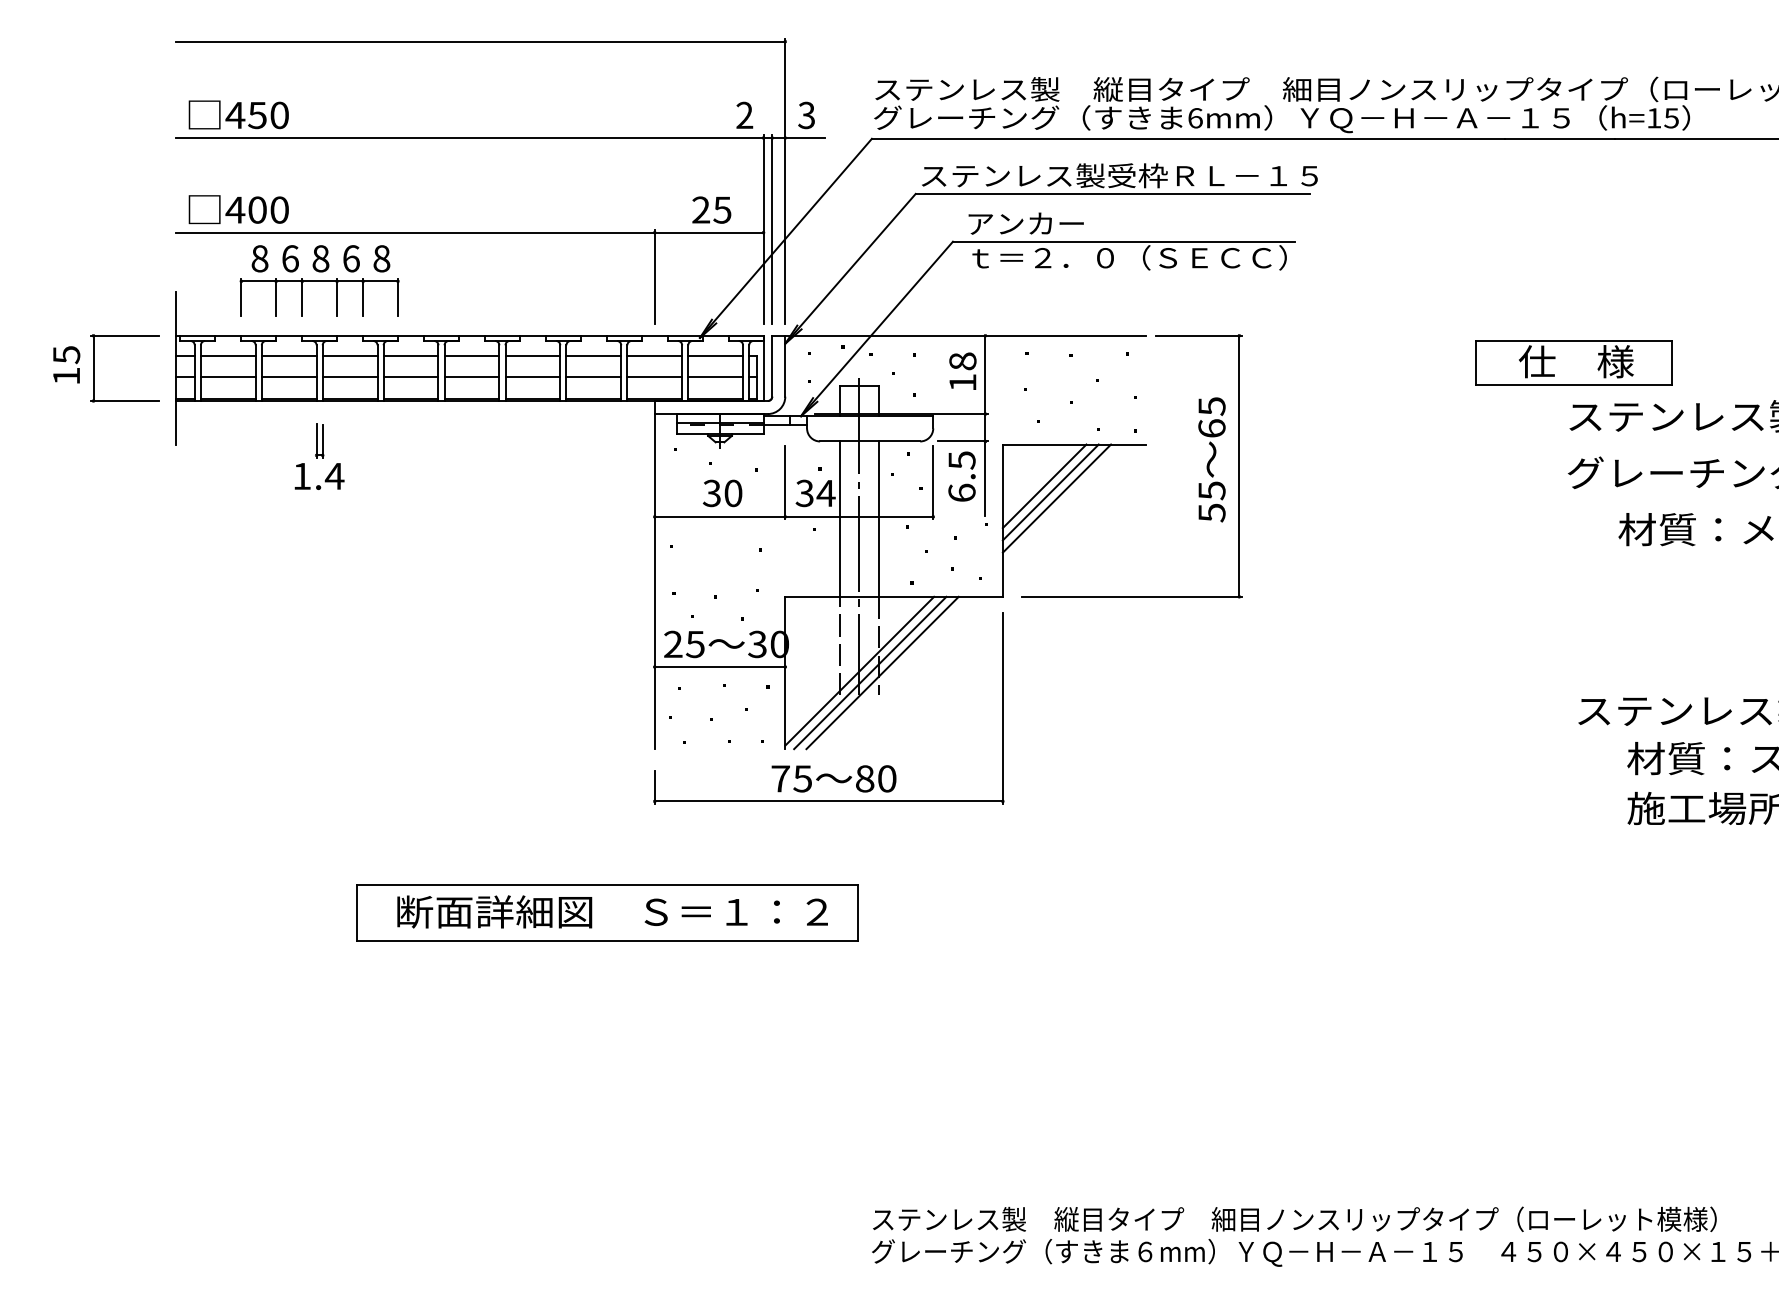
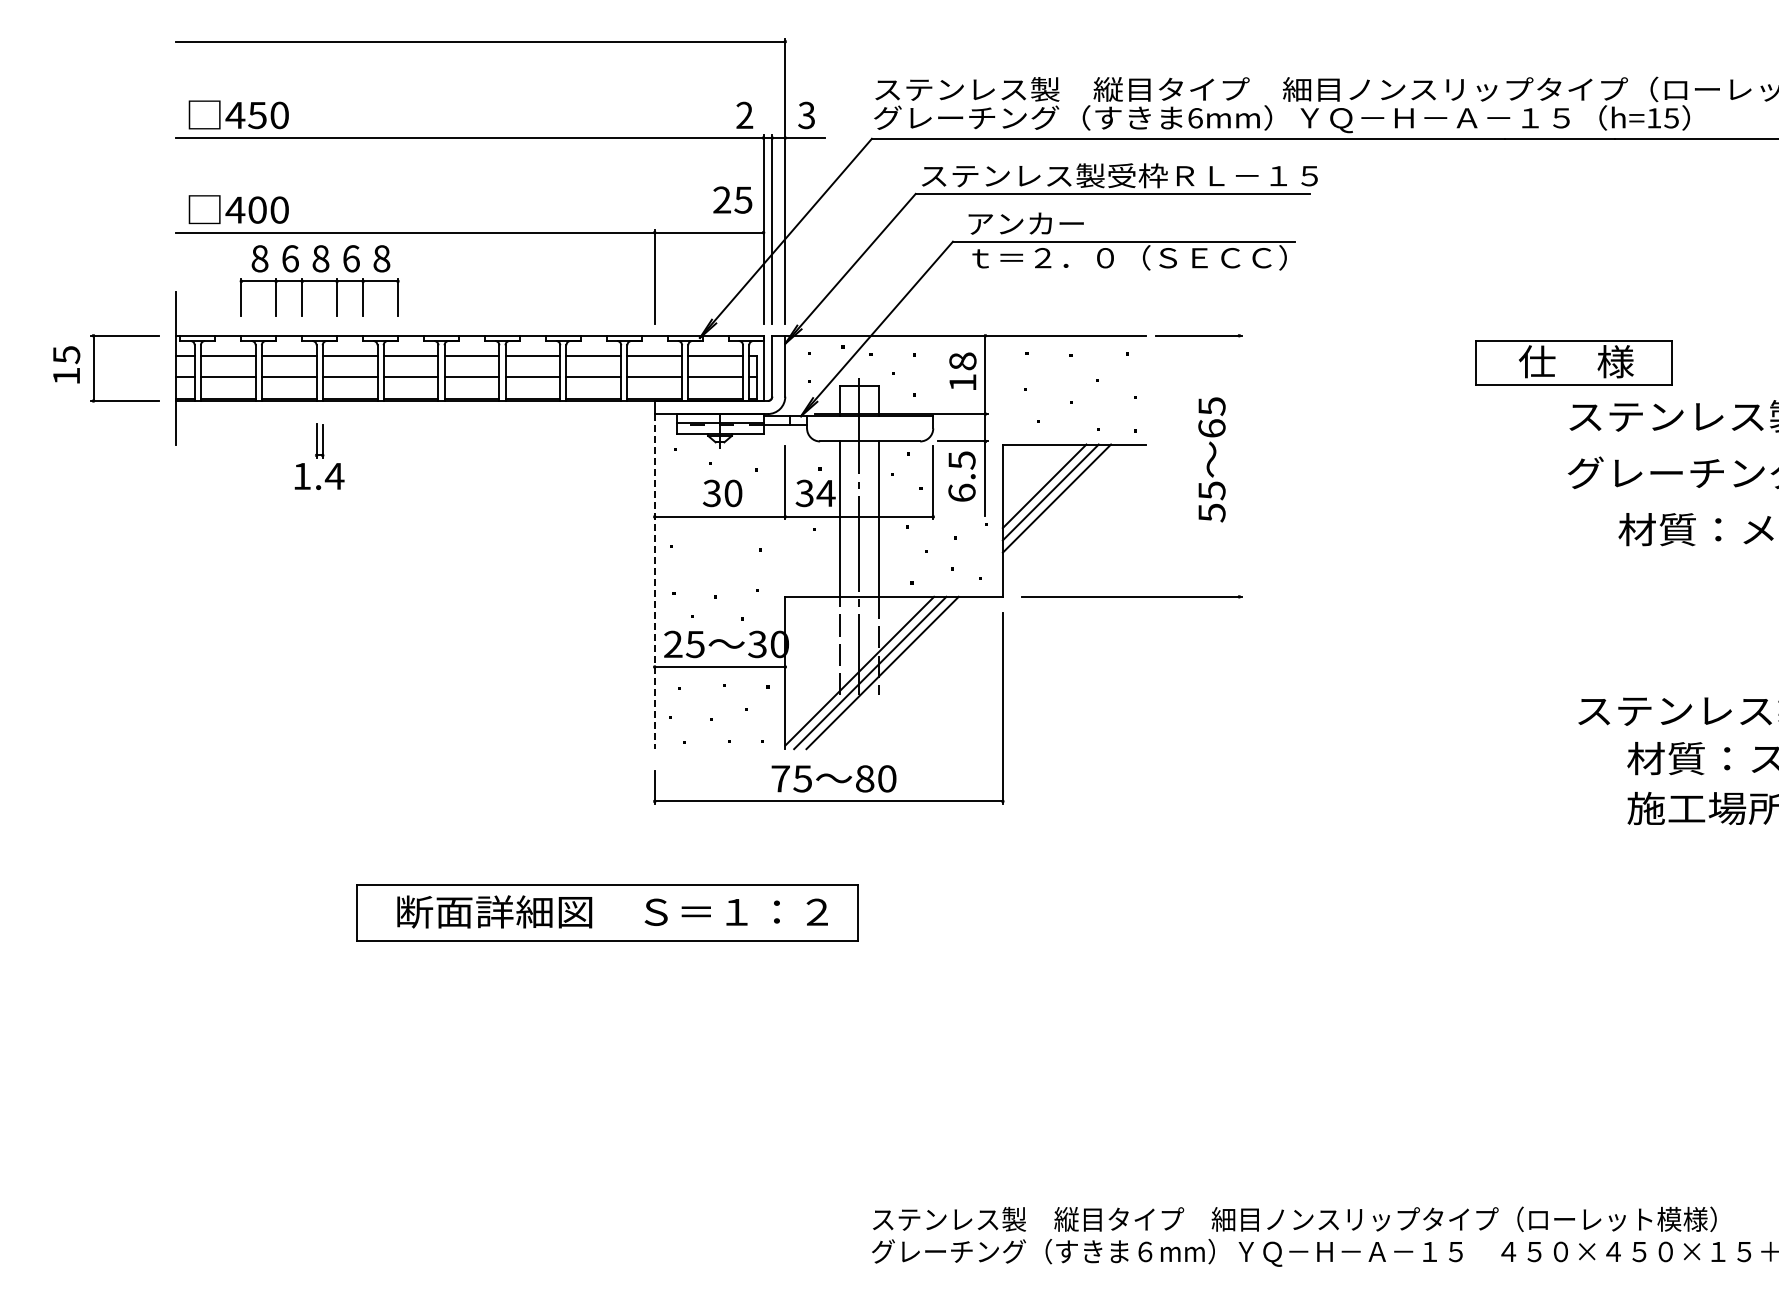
text position: (711, 209) -> (732, 199) (732, 199)
line: present -> none (1239, 465)
line: solid -> dashed (654, 581)
